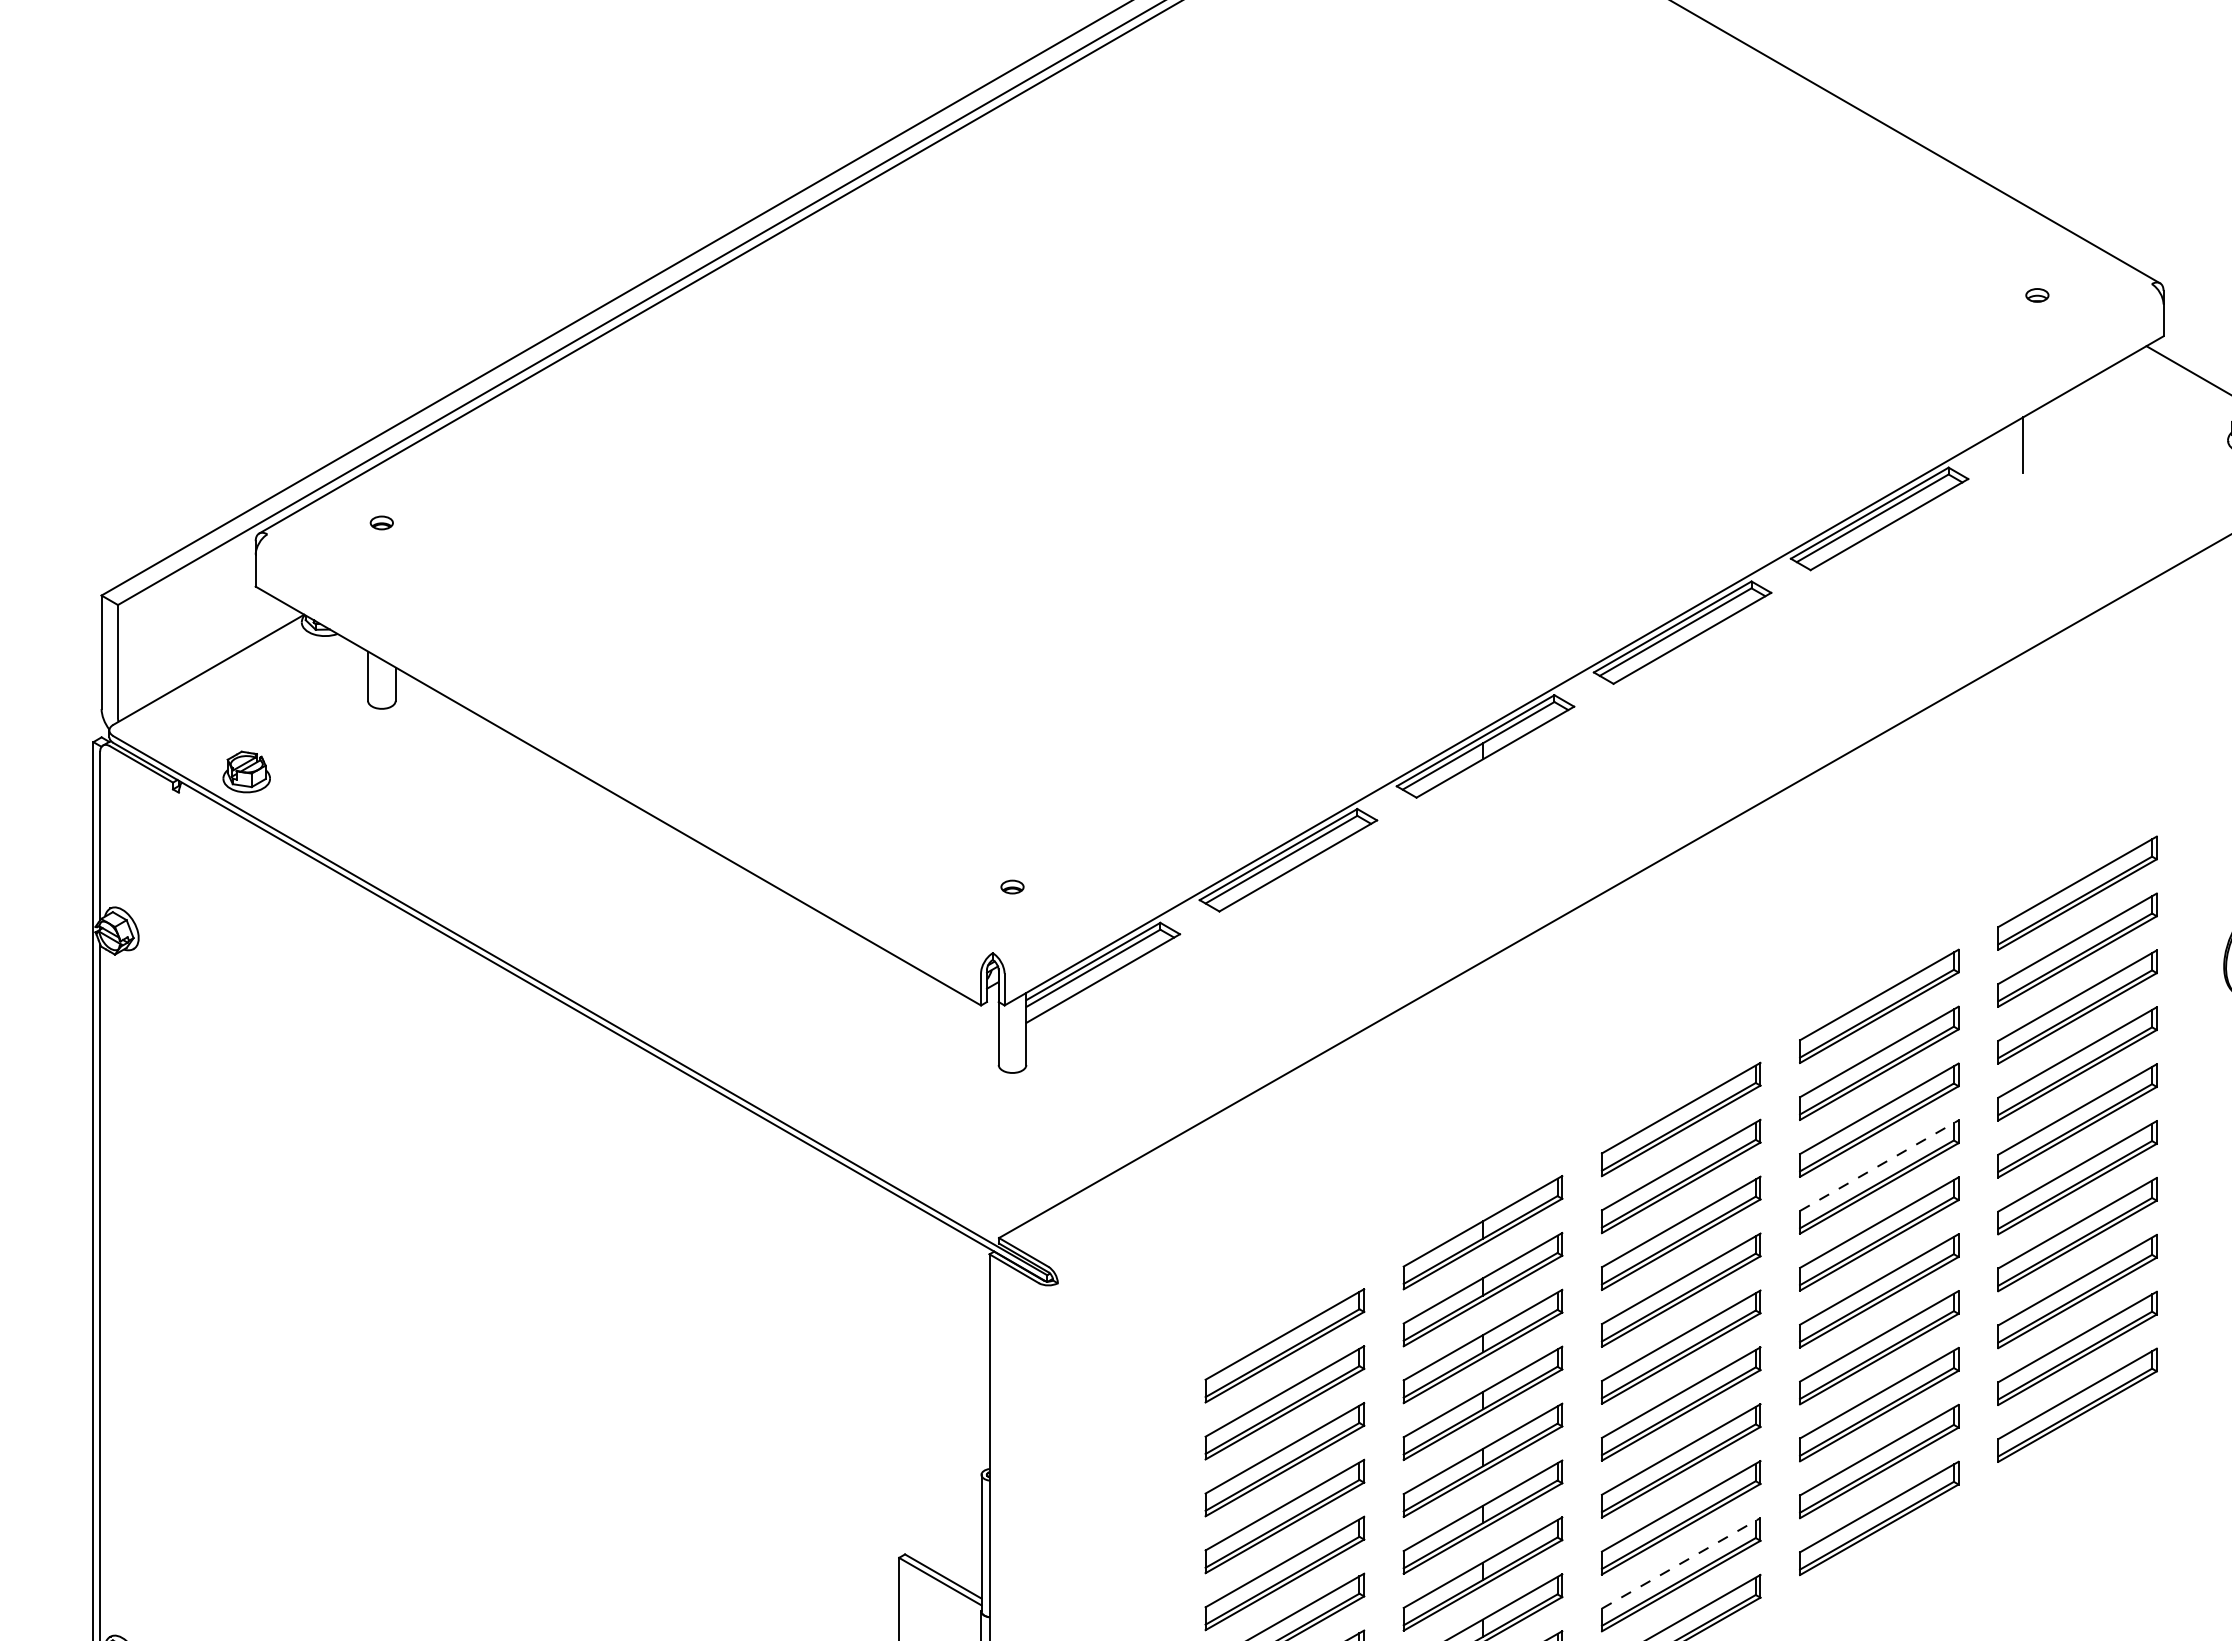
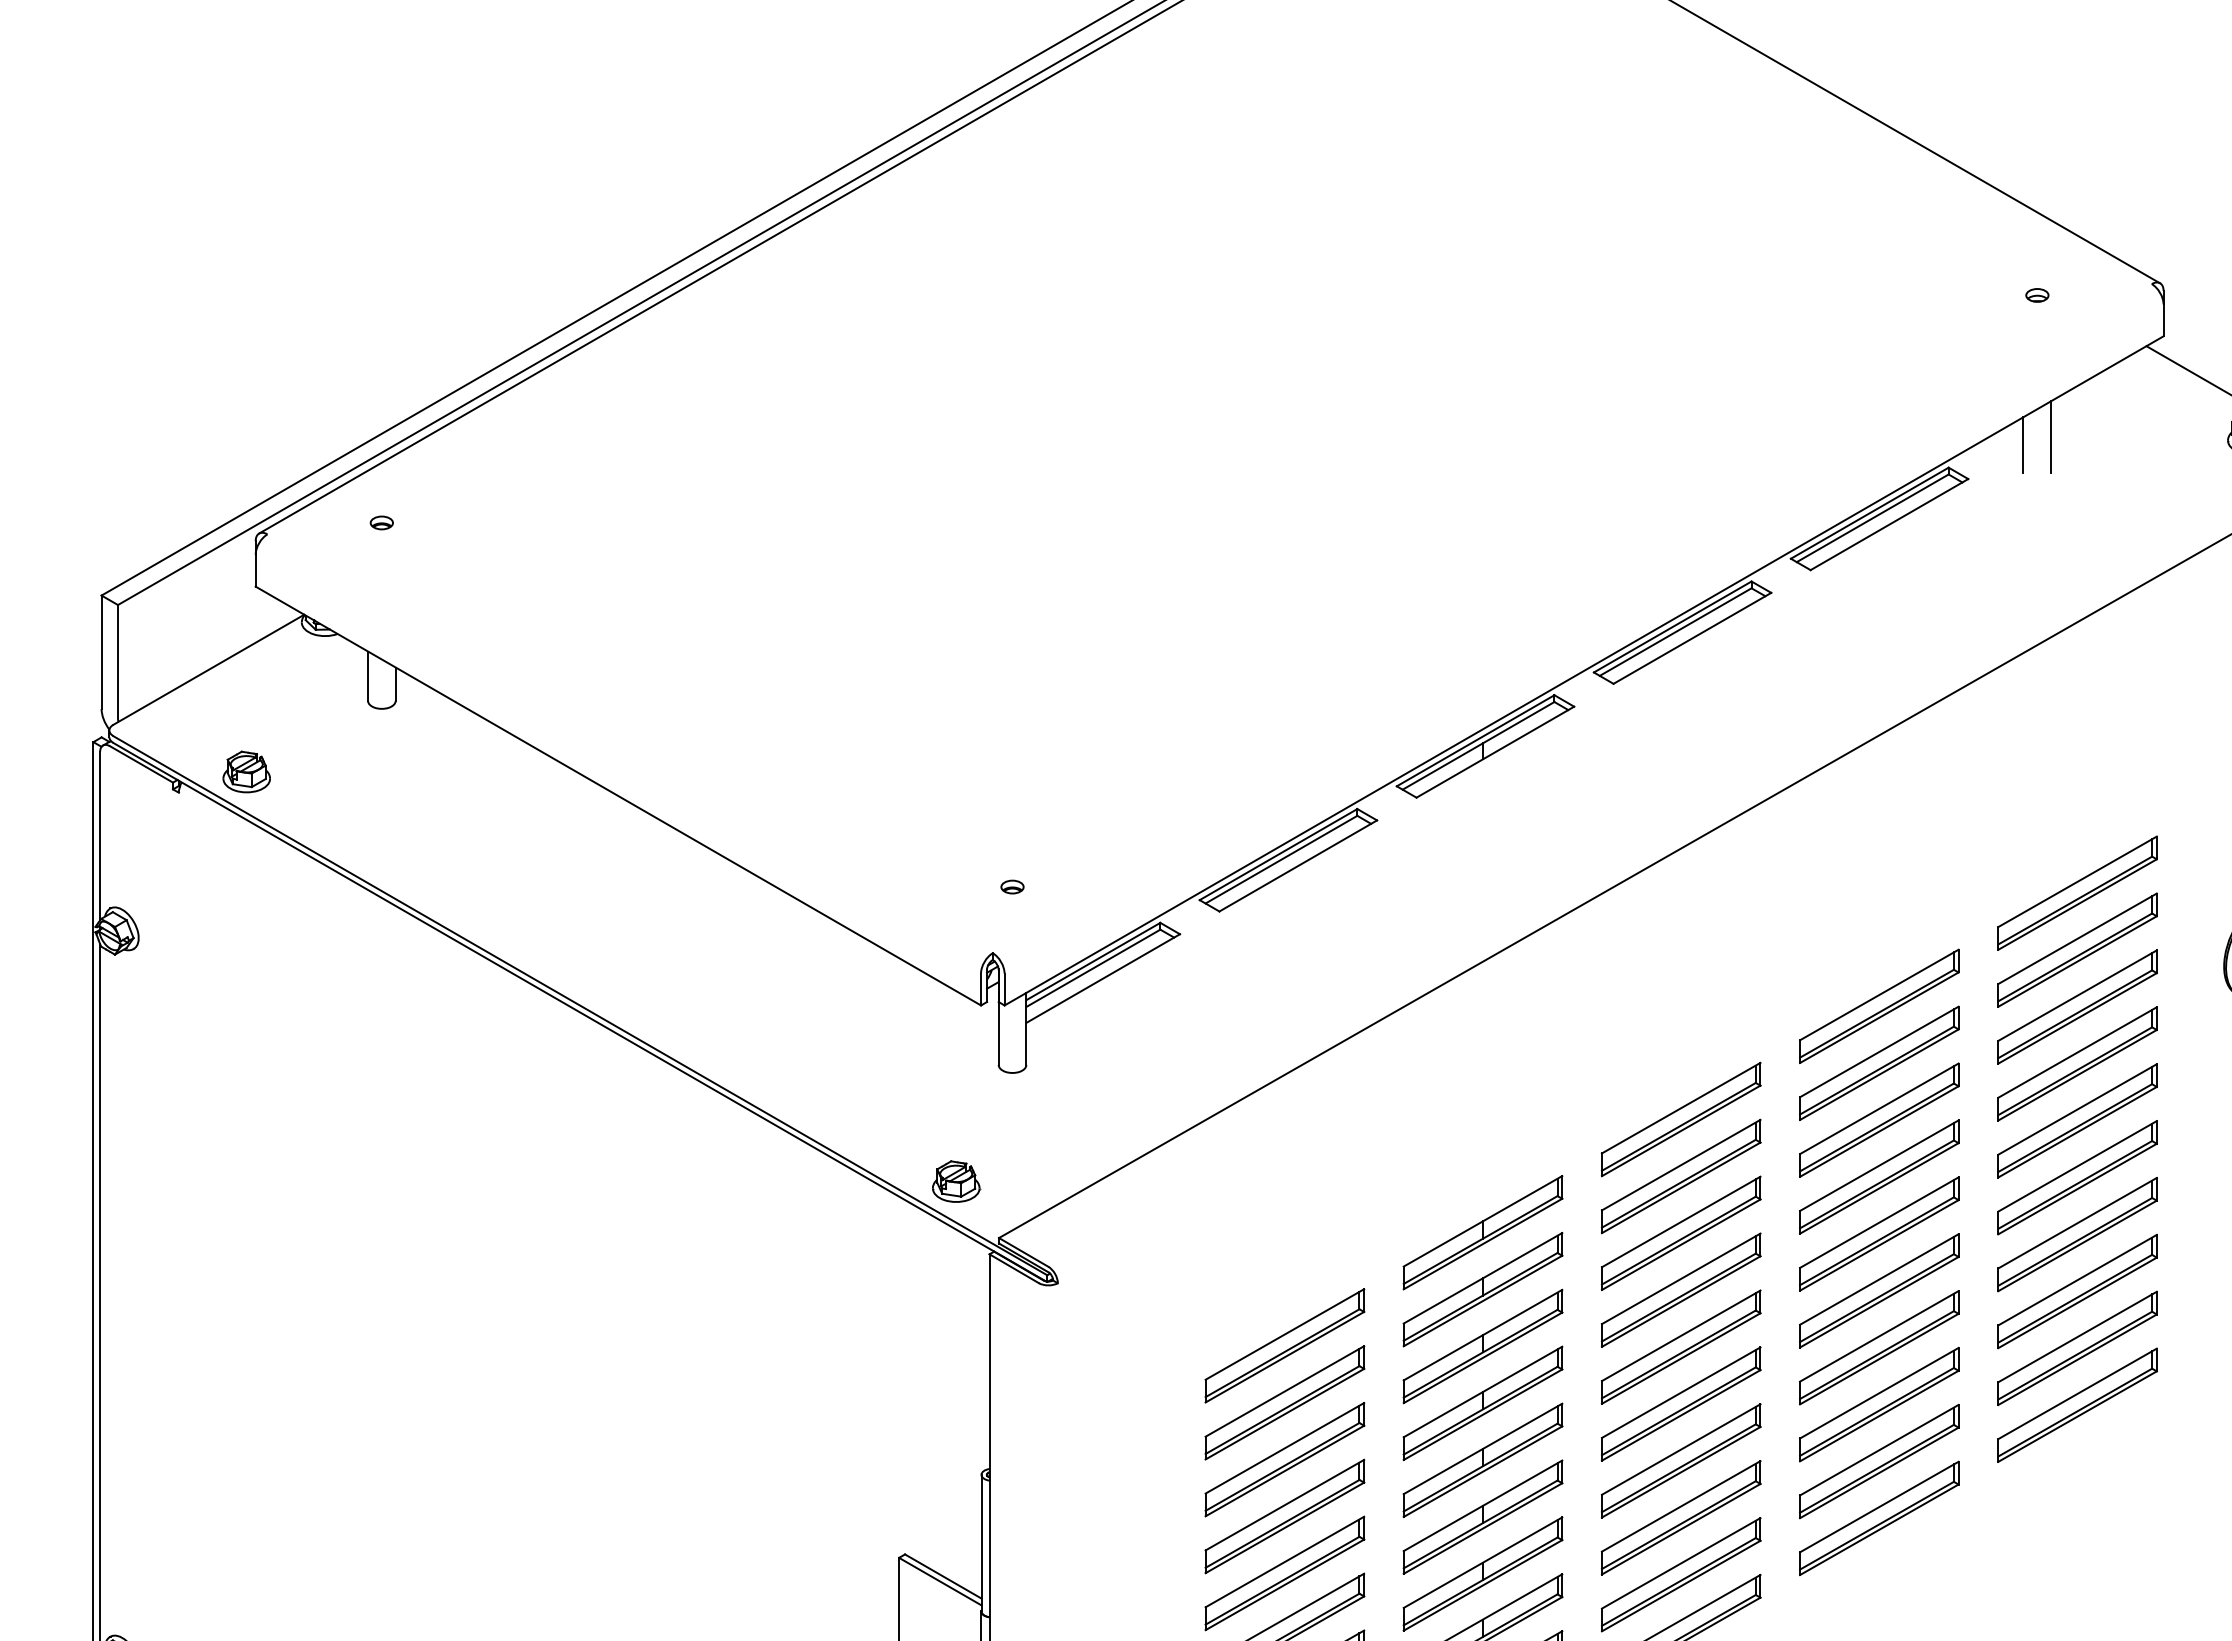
line: none -> present (2051, 437)
line: dashed -> solid (1879, 1165)
part: none -> present (956, 1181)
line: dashed -> solid (1681, 1563)
